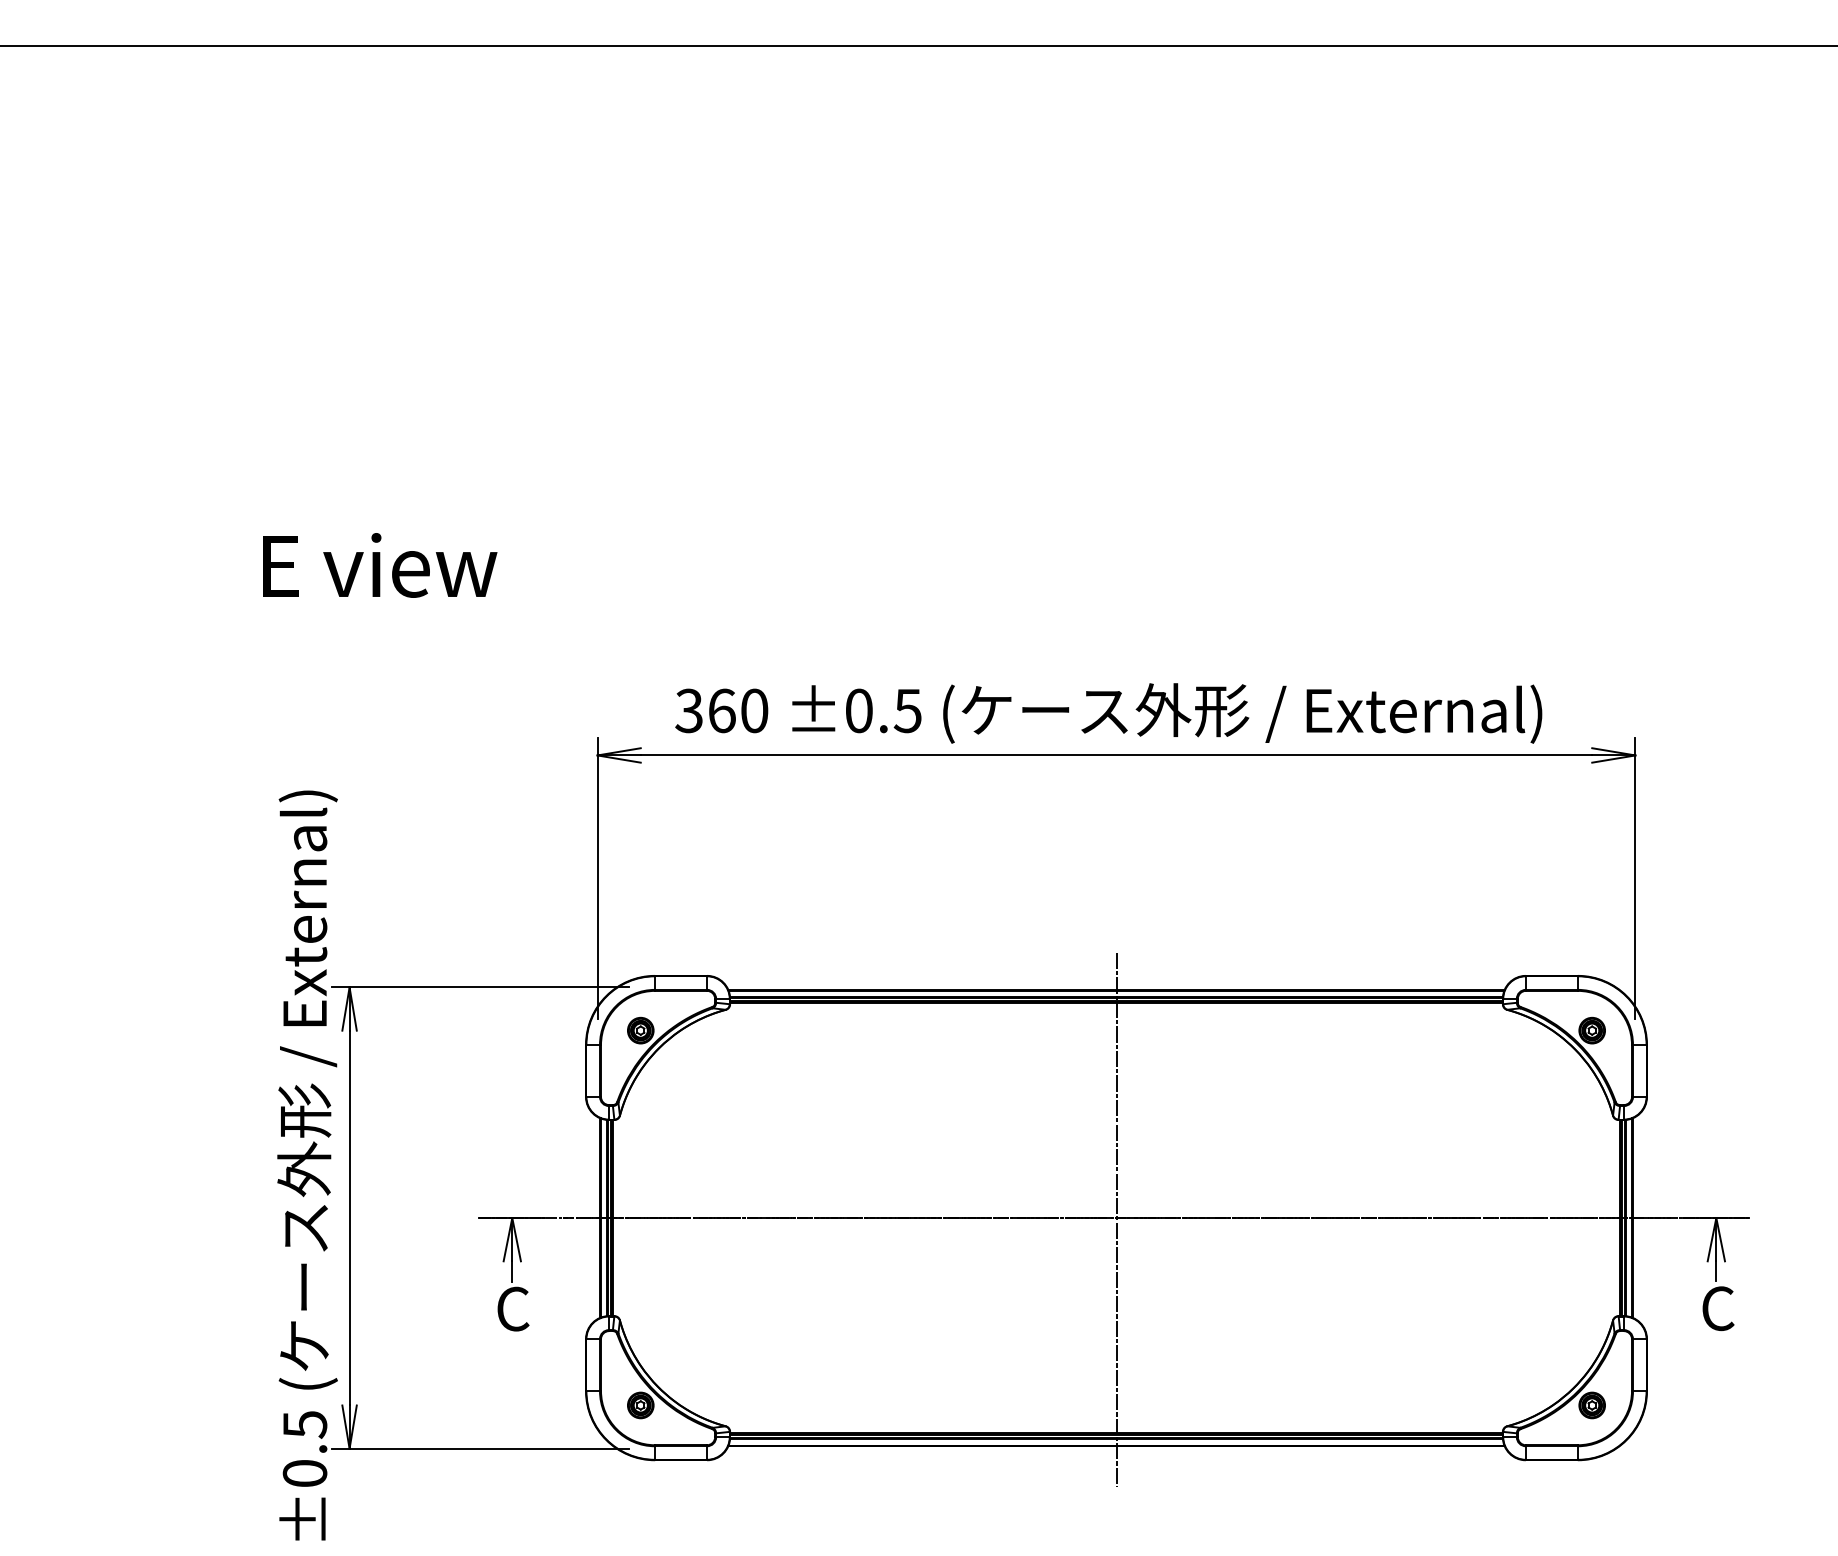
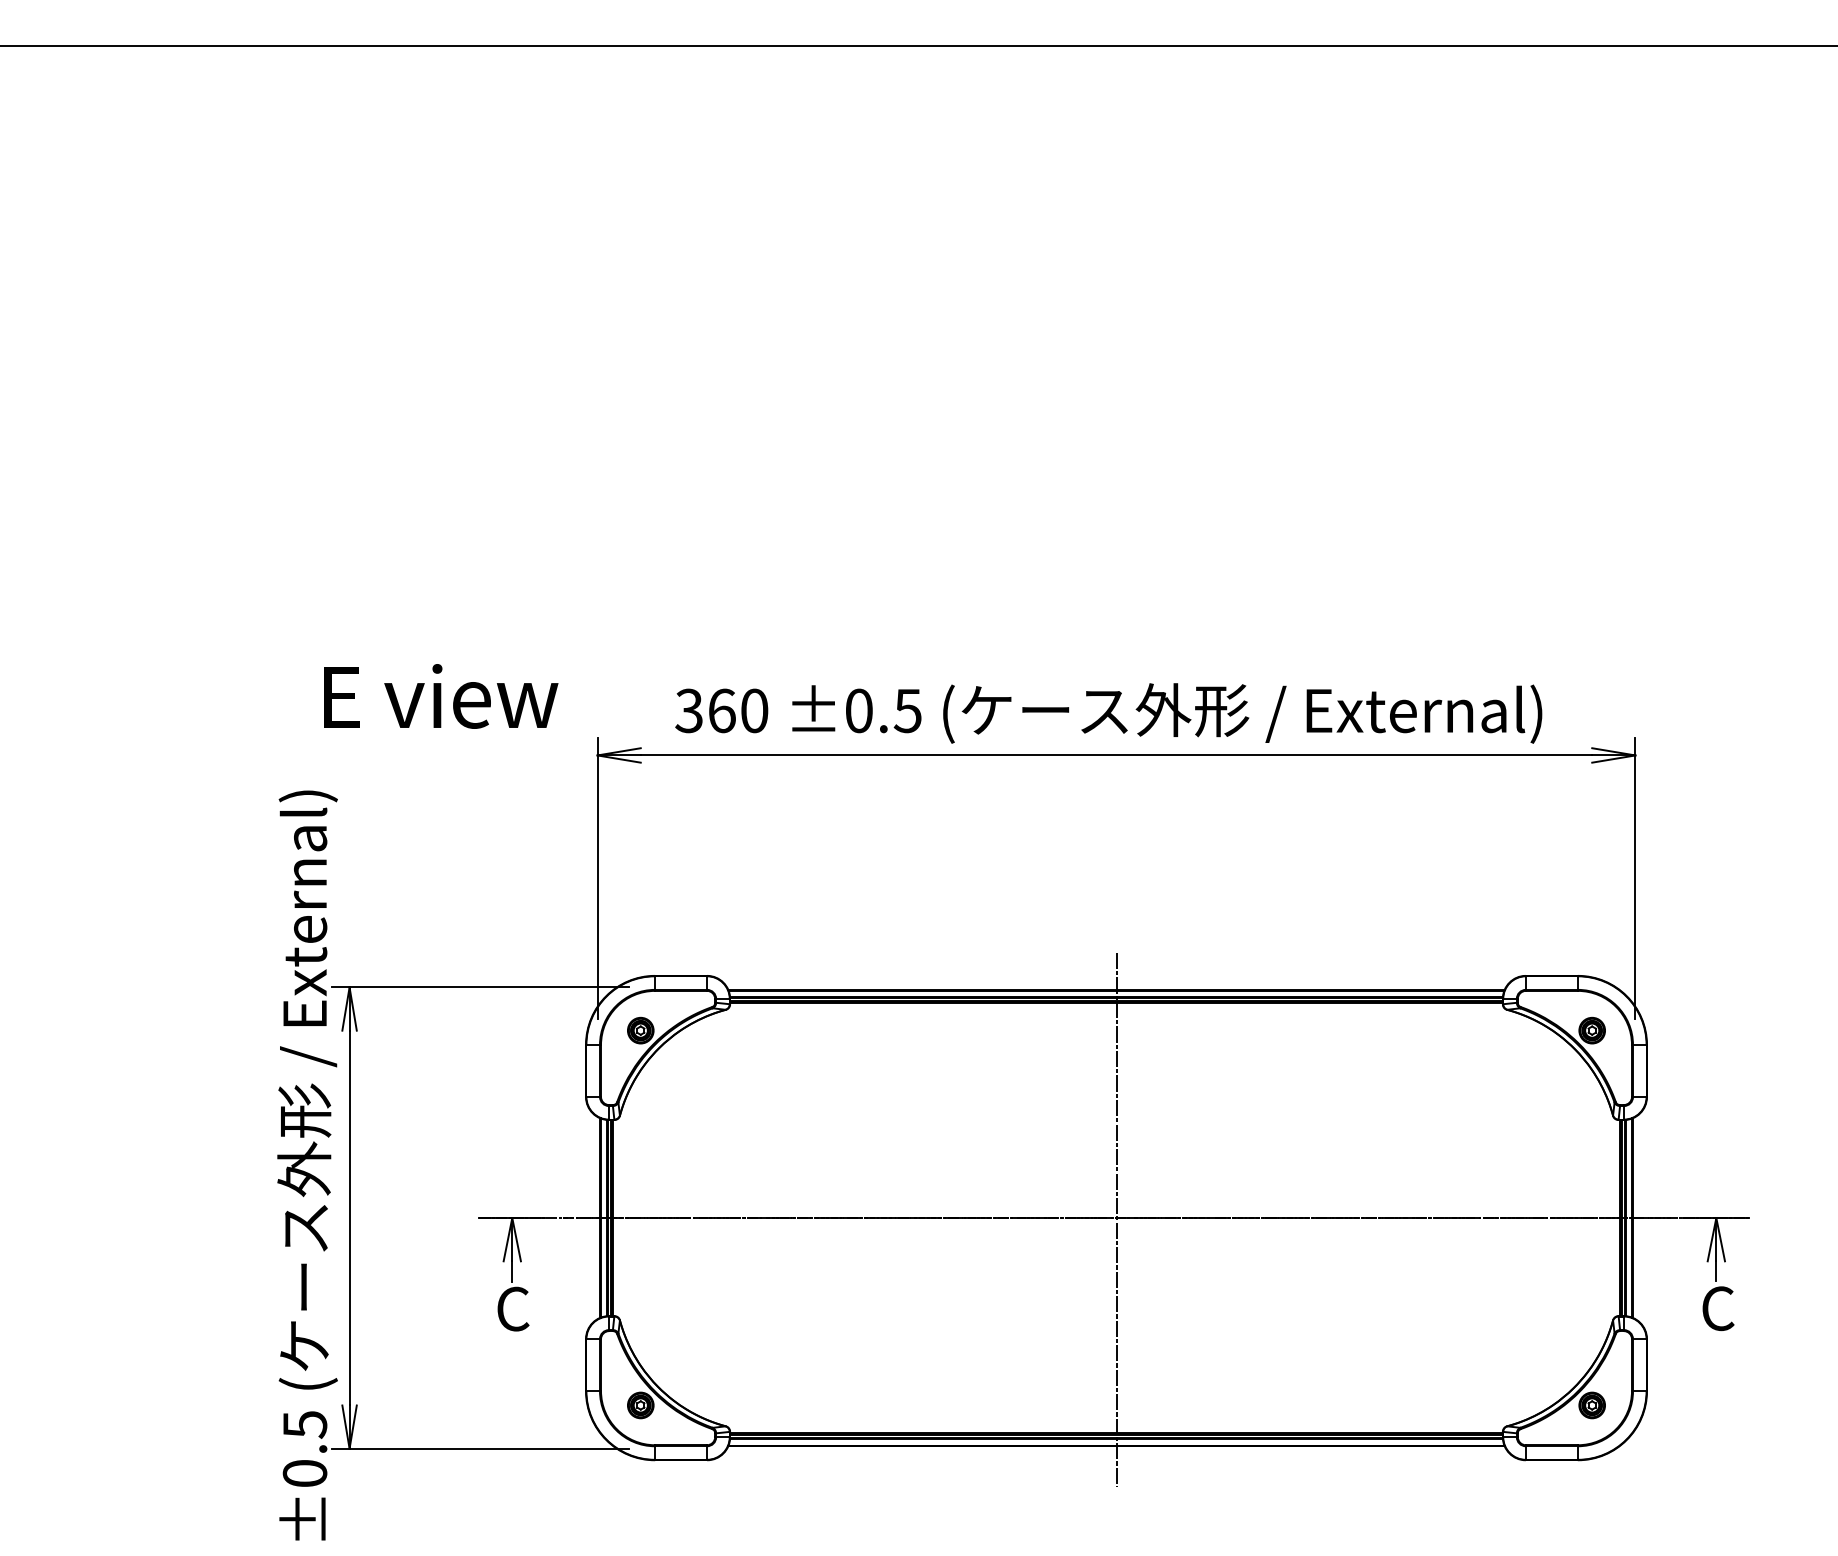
text position: (380, 565) -> (441, 696) (441, 696)
